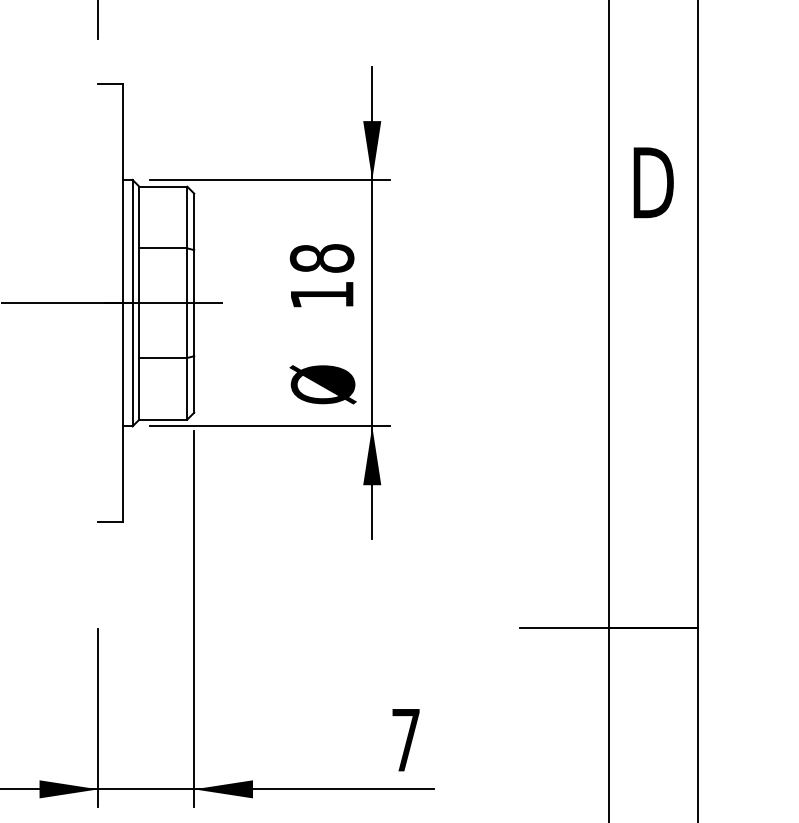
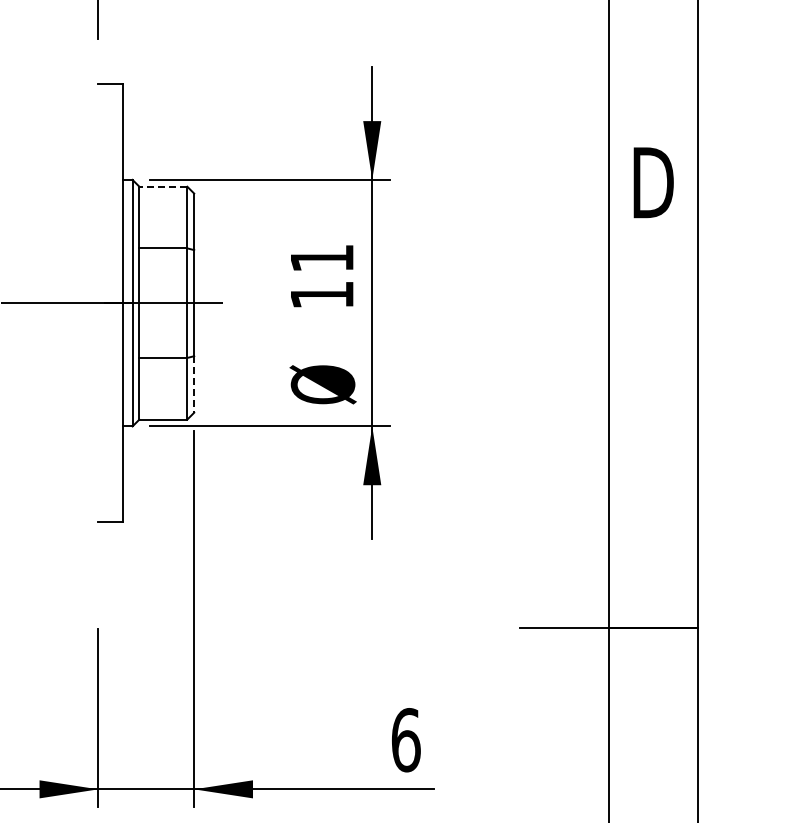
line: solid -> dashed (163, 186)
text: 18 -> 11 (321, 258)
line: solid -> dashed (194, 384)
text: 7 -> 6 (405, 740)
